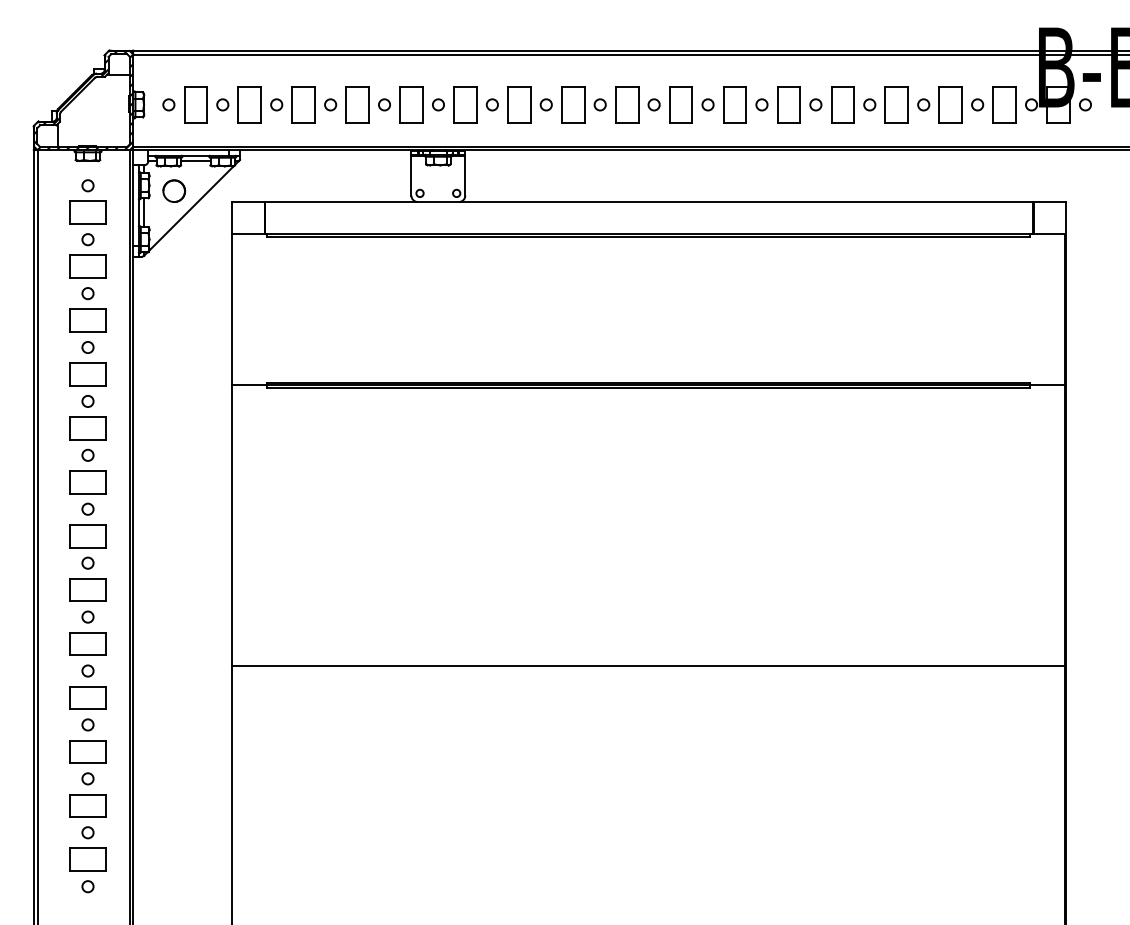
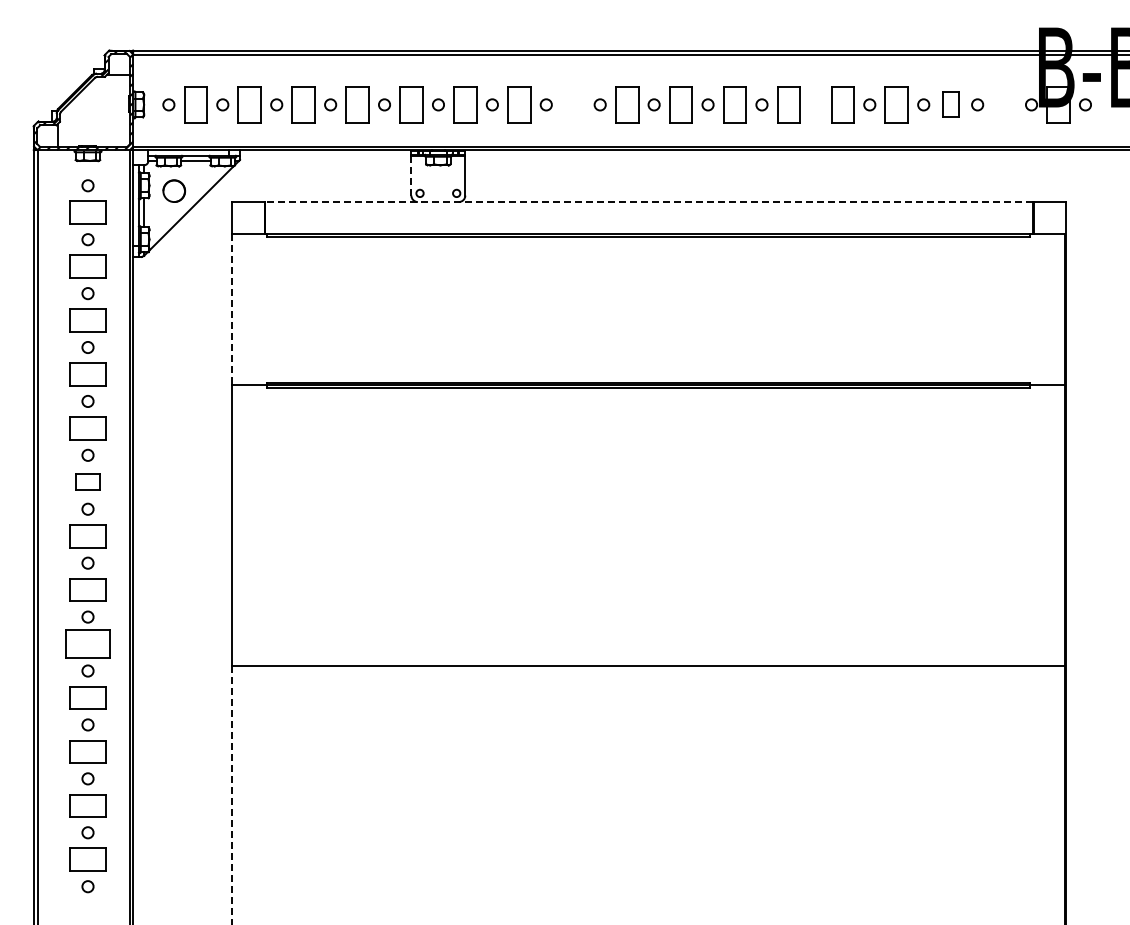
part: present -> none (573, 104)
circle: present -> none (815, 104)
part size: 25x38 px -> 18x27 px (950, 104)
part: present -> none (1004, 104)
line: solid -> dashed (411, 176)
line: solid -> dashed (649, 202)
line: solid -> dashed (232, 310)
part size: 38x25 px -> 26x18 px (87, 481)
part size: 38x24 px -> 46x30 px (87, 643)
line: solid -> dashed (232, 795)
